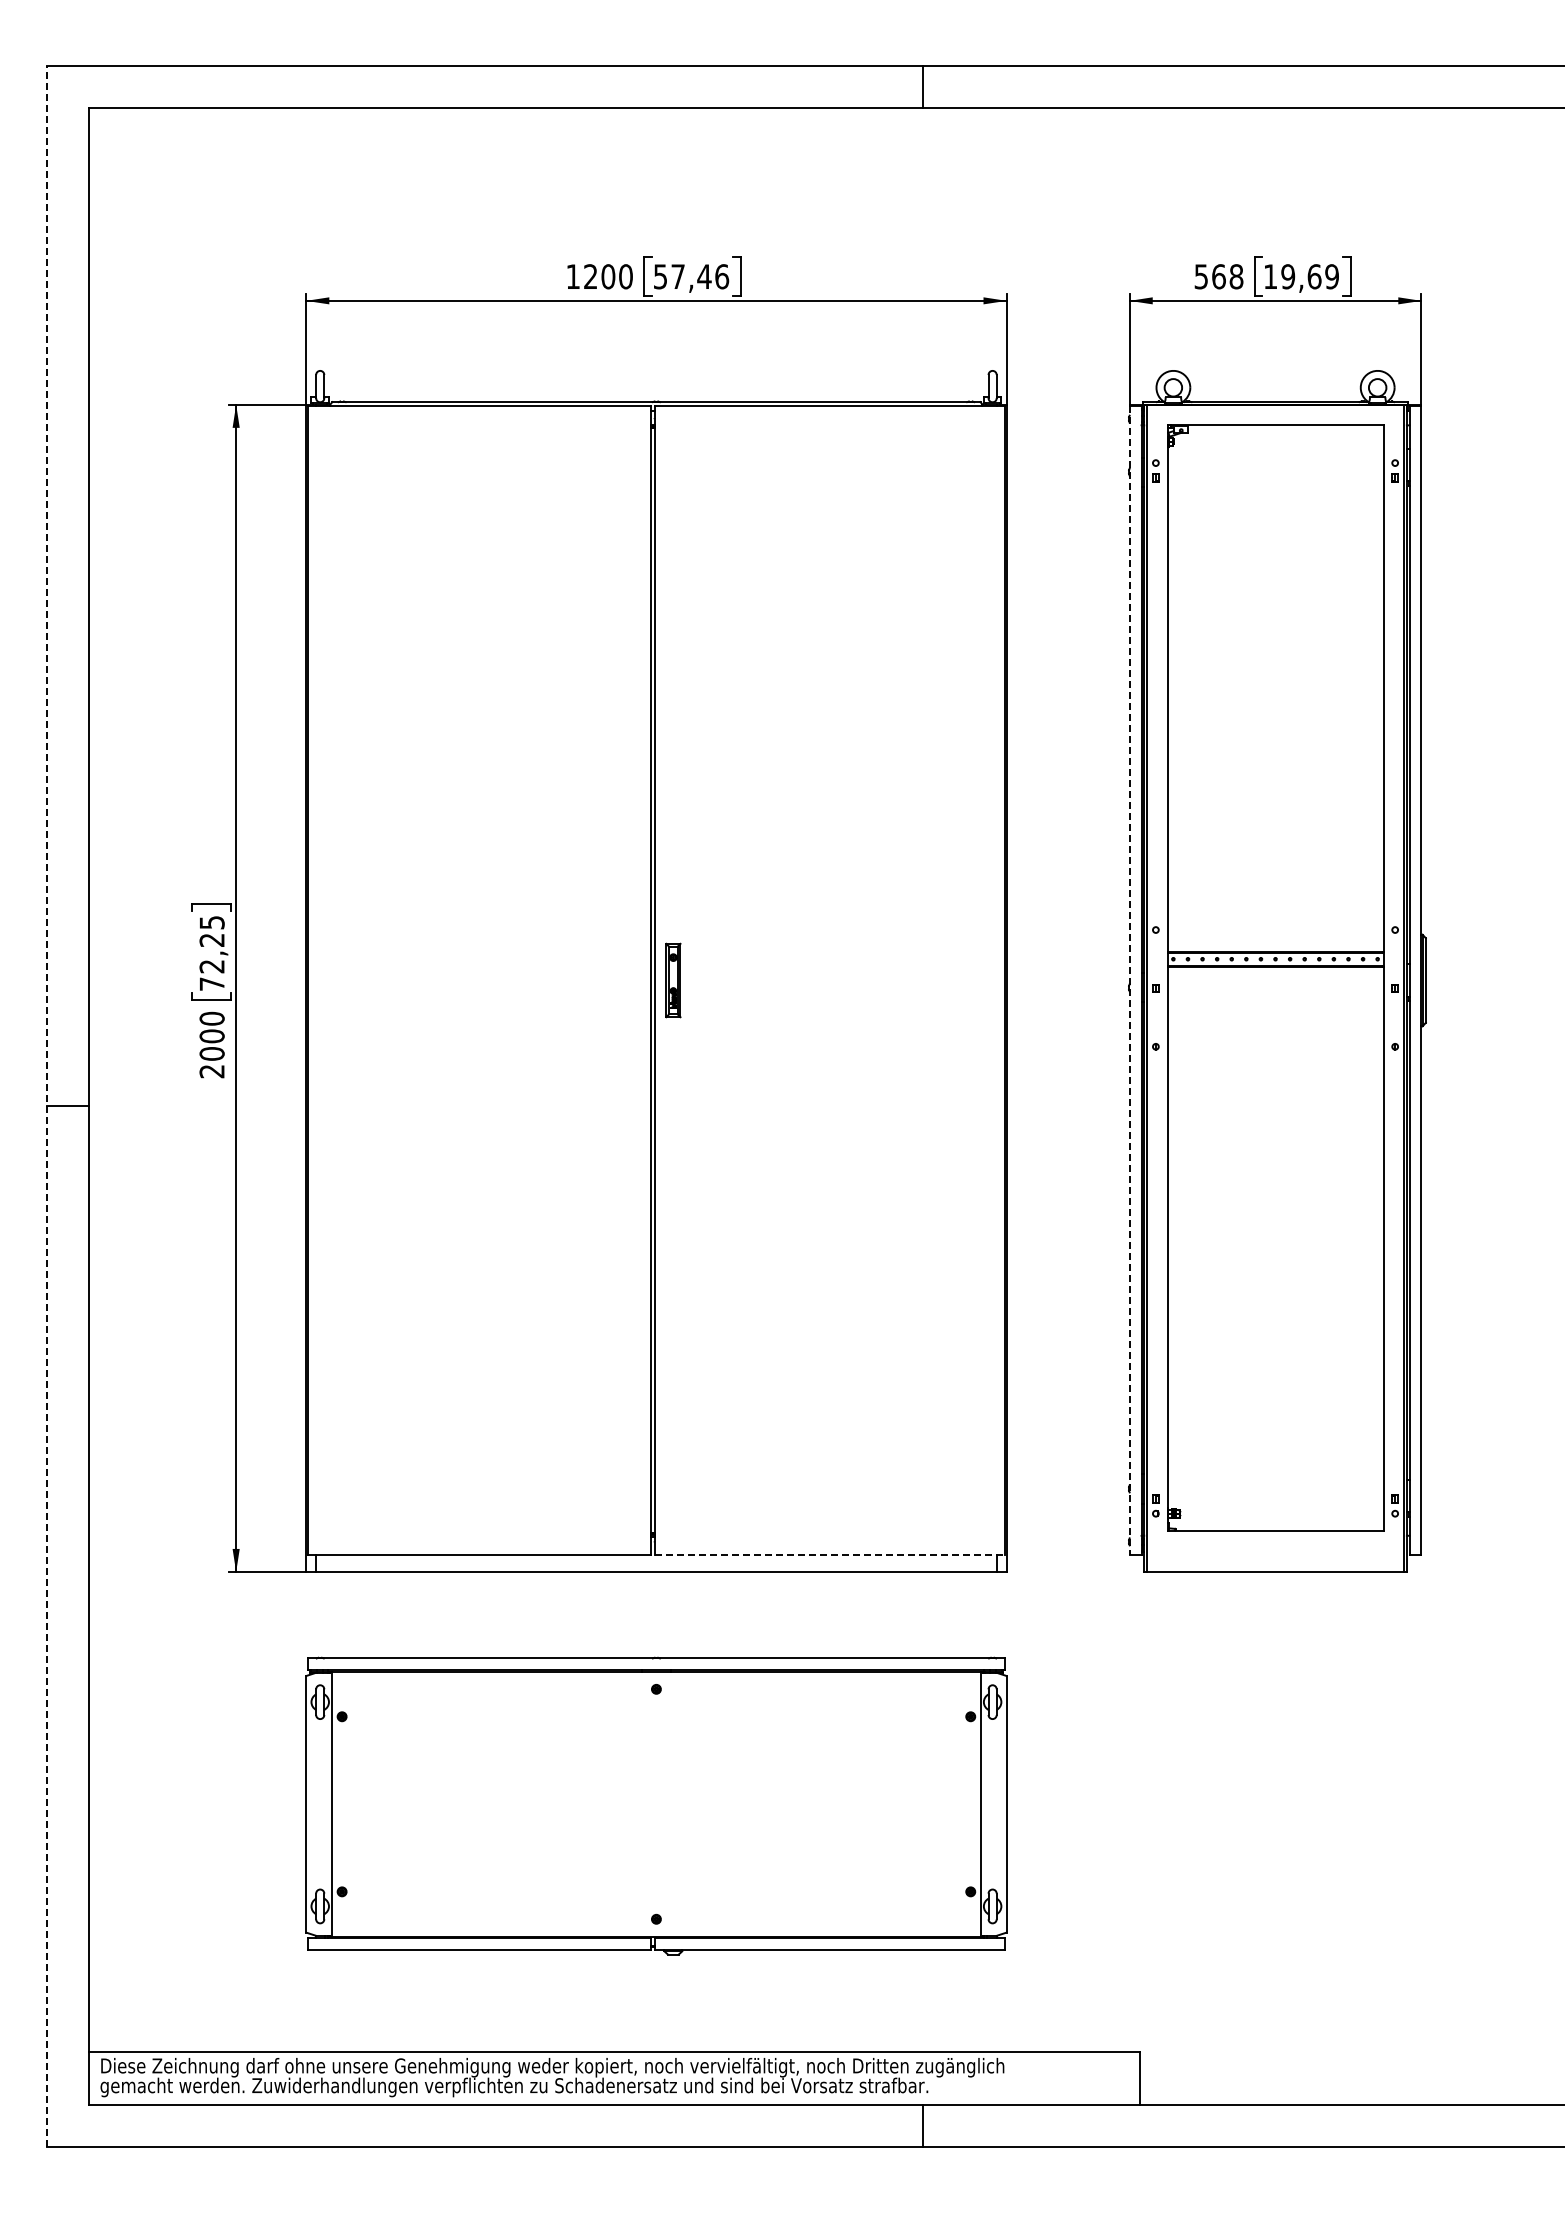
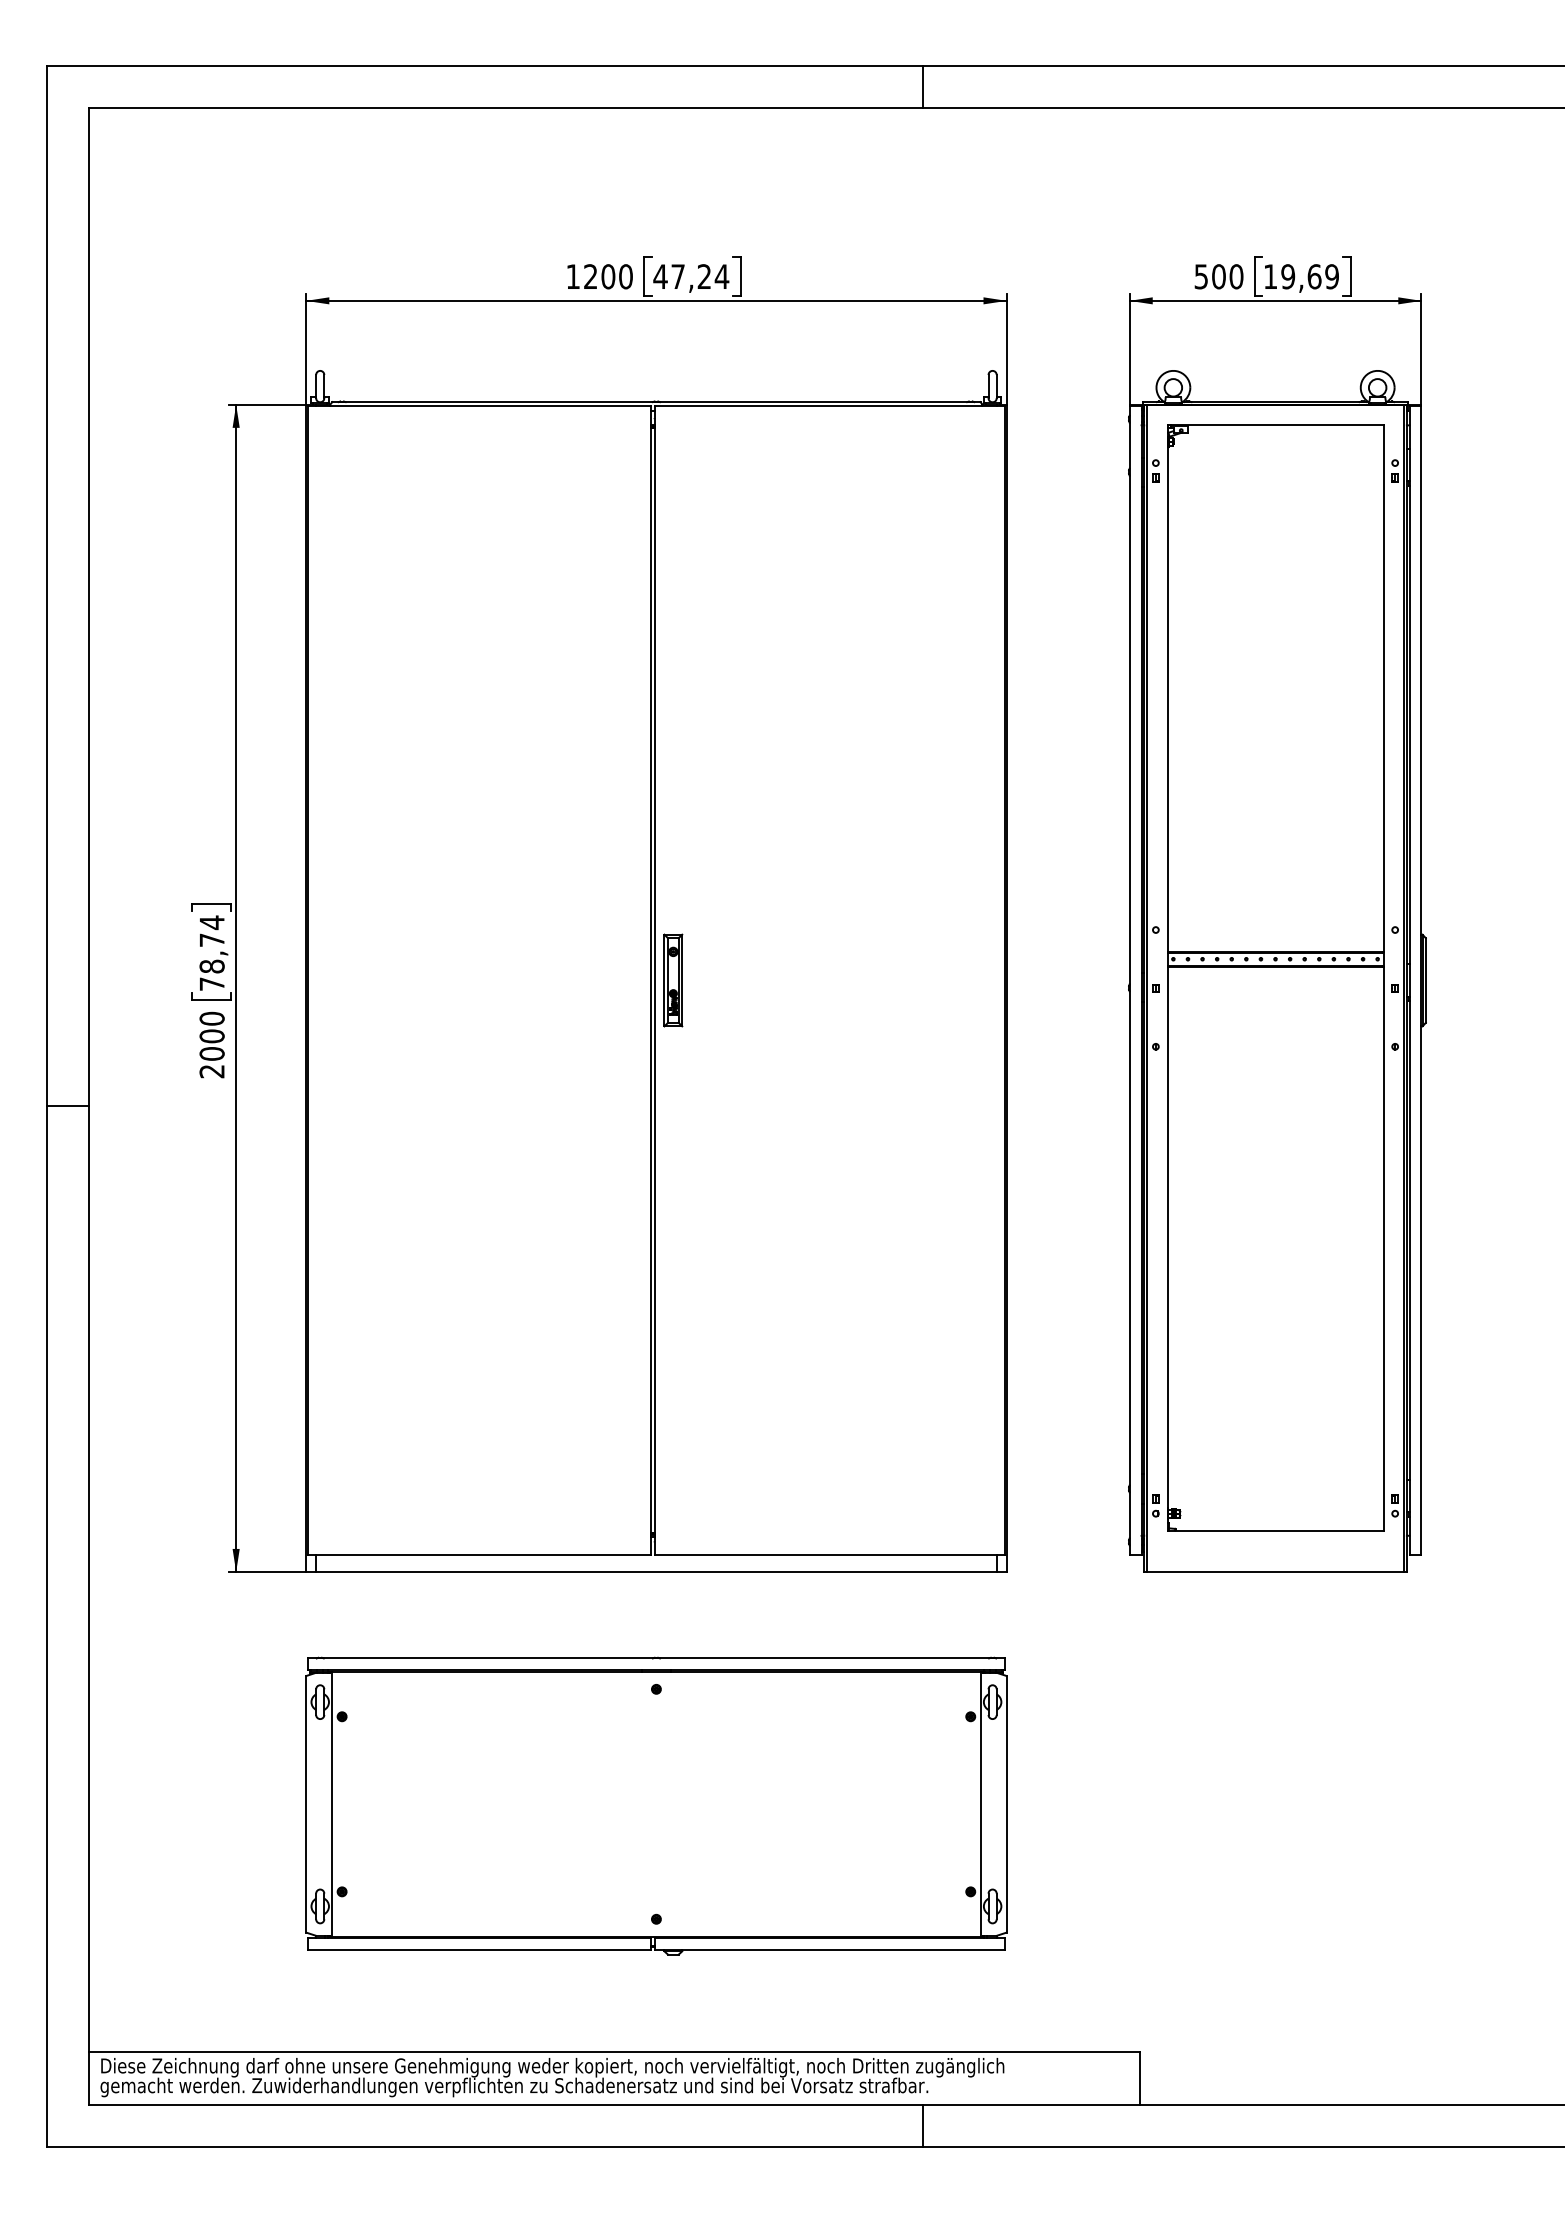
text: 57,46 -> 47,24 (691, 276)
text: 568 -> 500 (1227, 276)
text: 72,25 -> 78,74 (211, 944)
part size: 17x77 px -> 21x95 px (673, 980)
line: dashed -> solid (1129, 981)
line: dashed -> solid (47, 1106)
line: dashed -> solid (830, 1554)
